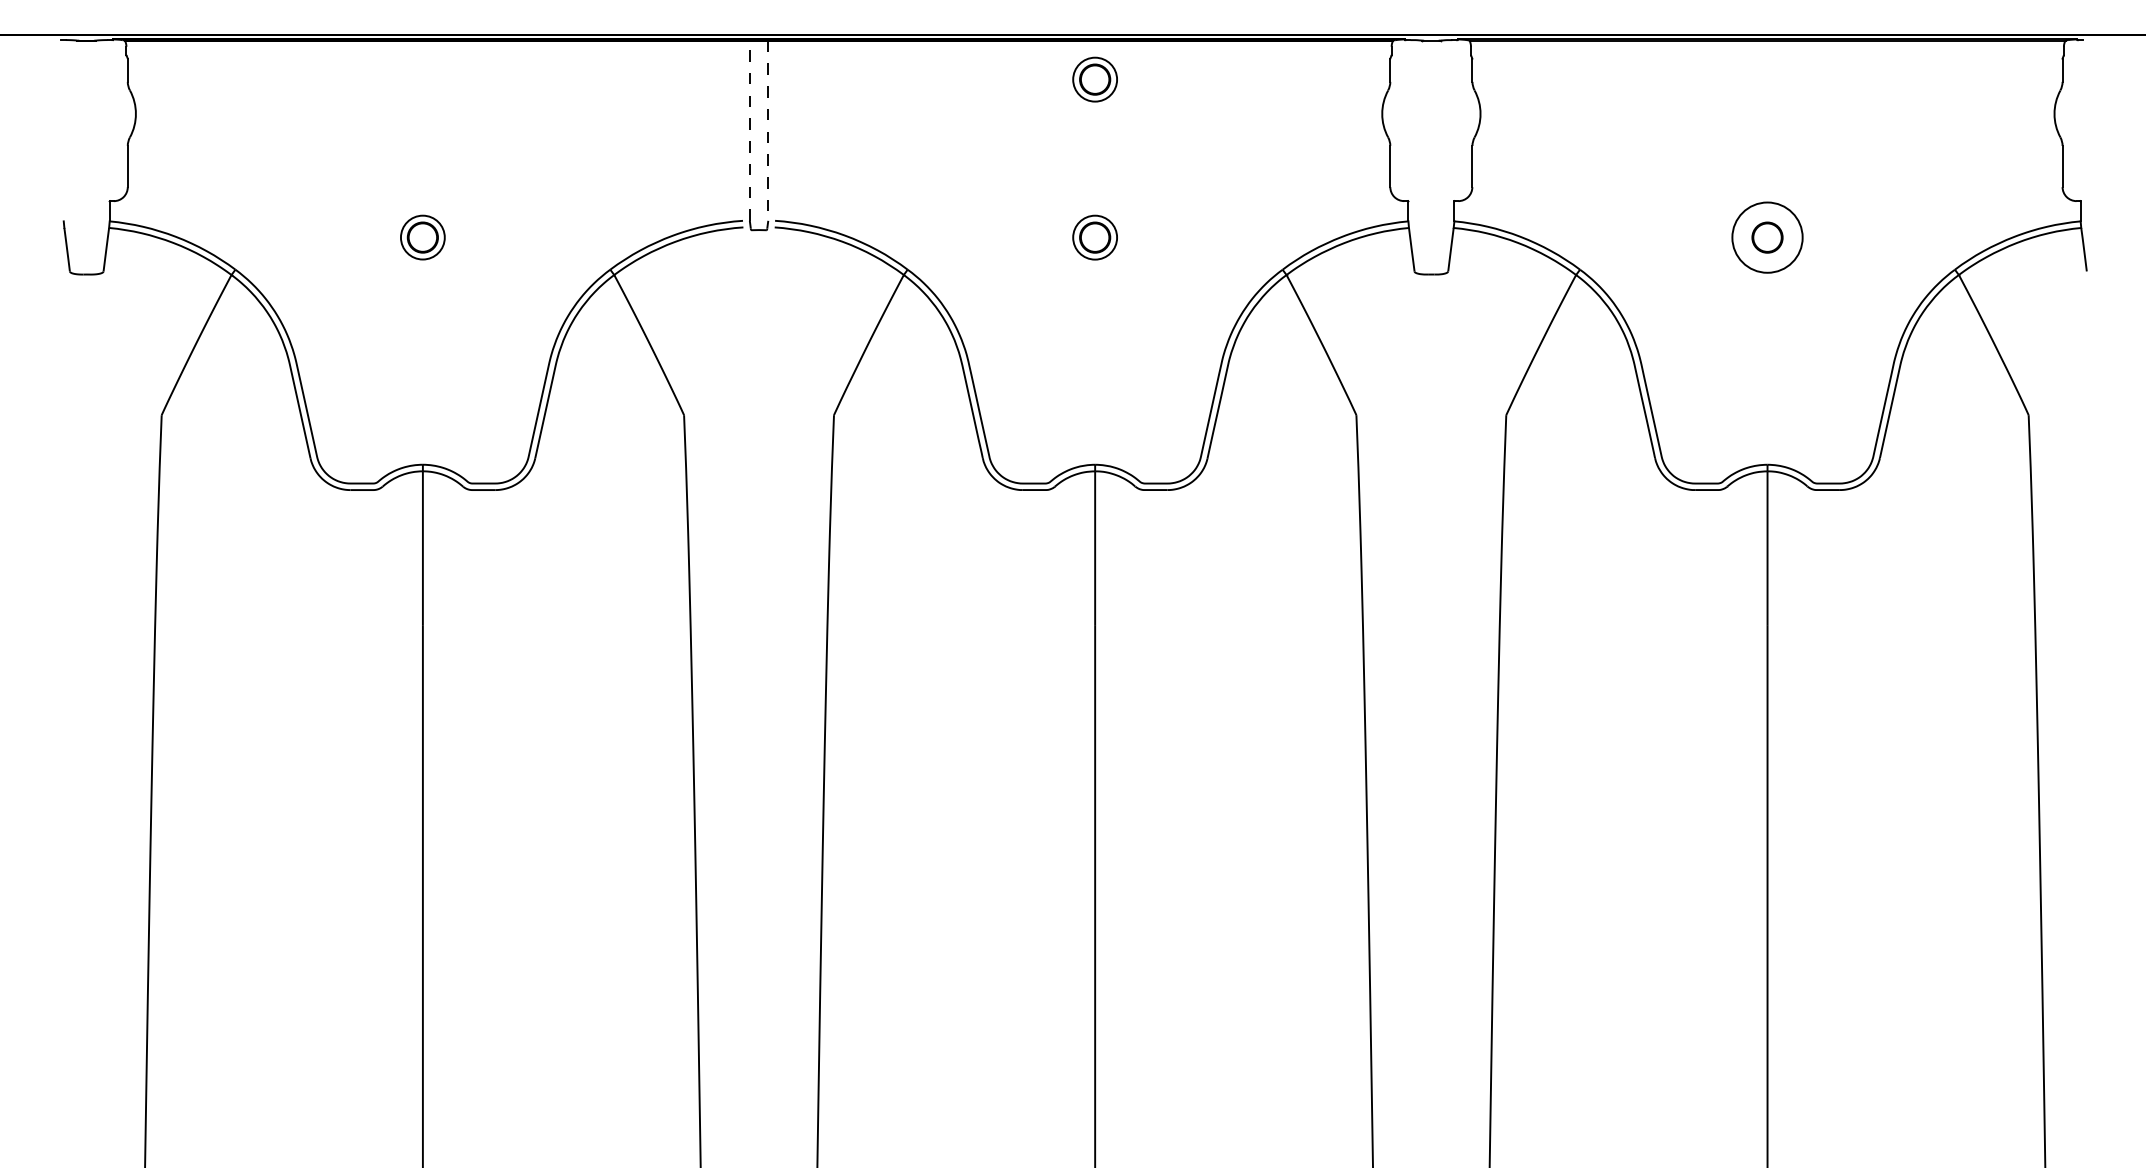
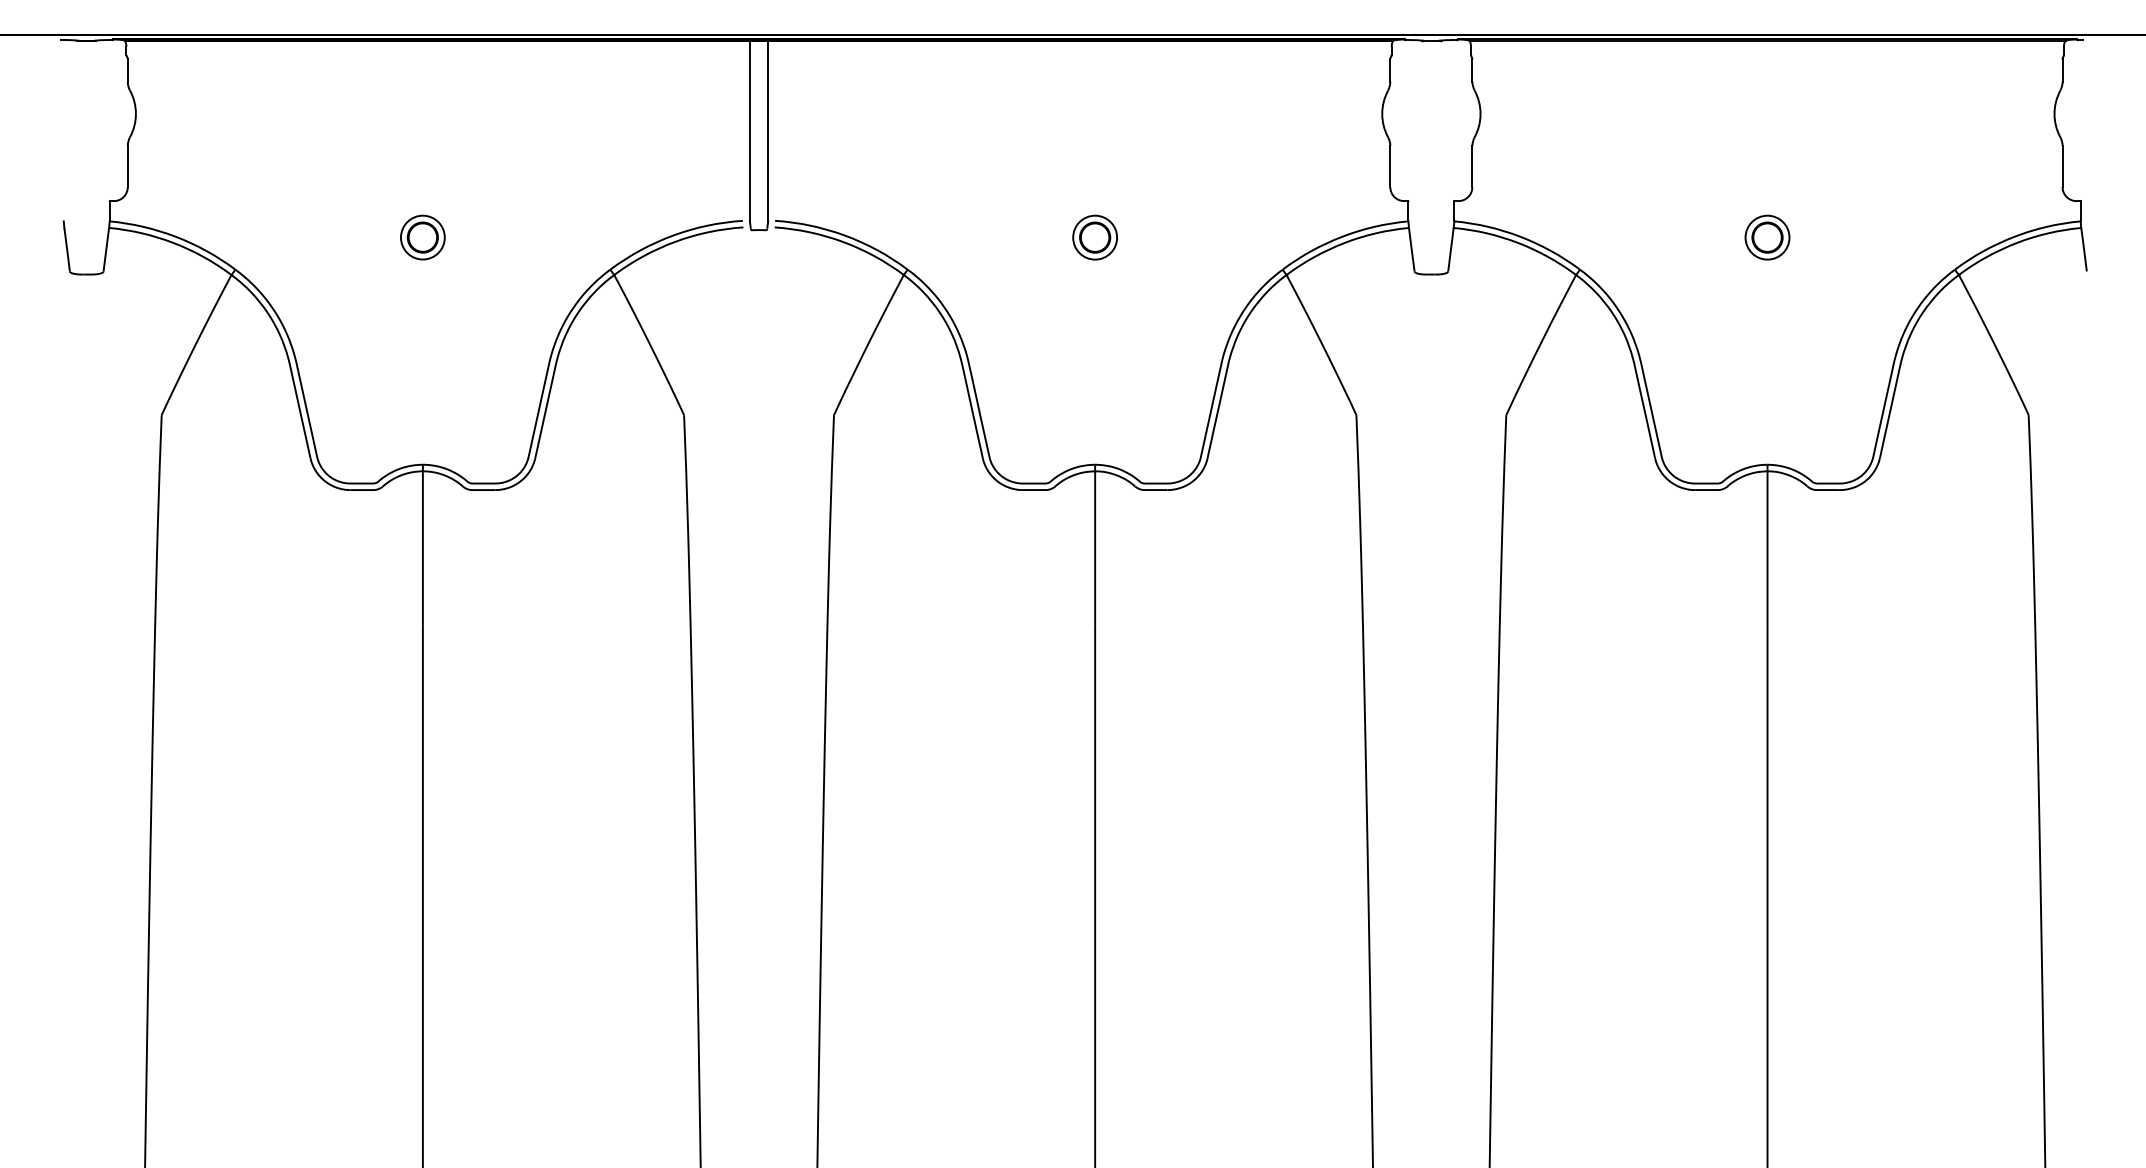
part: present -> none (1094, 79)
line: dashed -> solid (749, 130)
line: dashed -> solid (768, 131)
circle diameter: 70 px -> 44 px (1767, 237)
